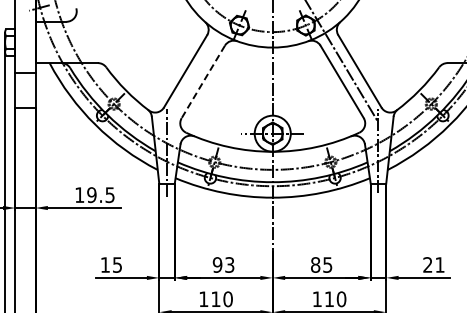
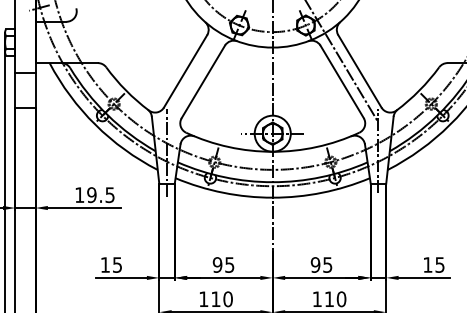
line: dashed -> solid (203, 82)
text: 93 -> 95 (229, 264)
text: 85 -> 95 (315, 264)
text: 21 -> 15 (433, 264)
